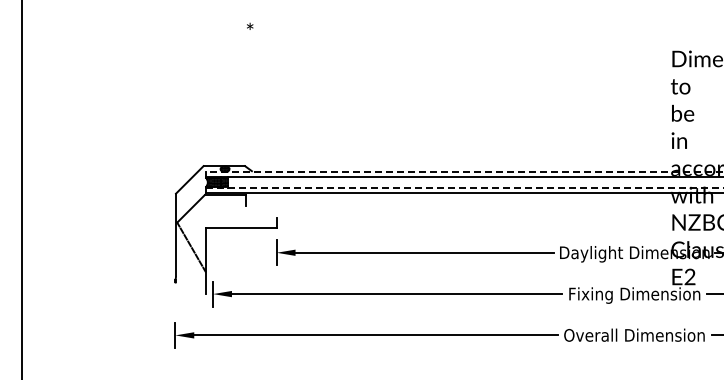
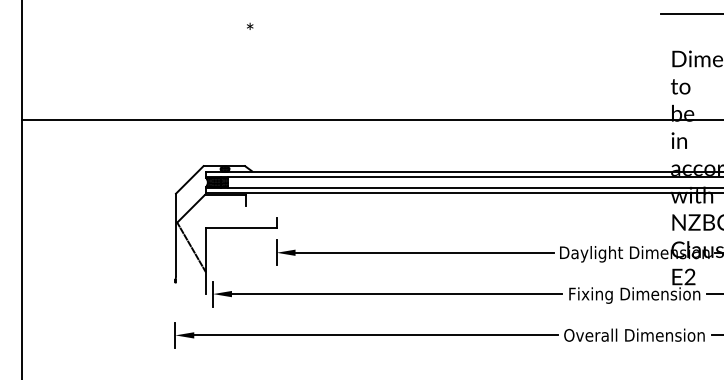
line: none -> present (690, 14)
line: none -> present (370, 120)
line: dashed -> solid (464, 172)
line: dashed -> solid (464, 187)
